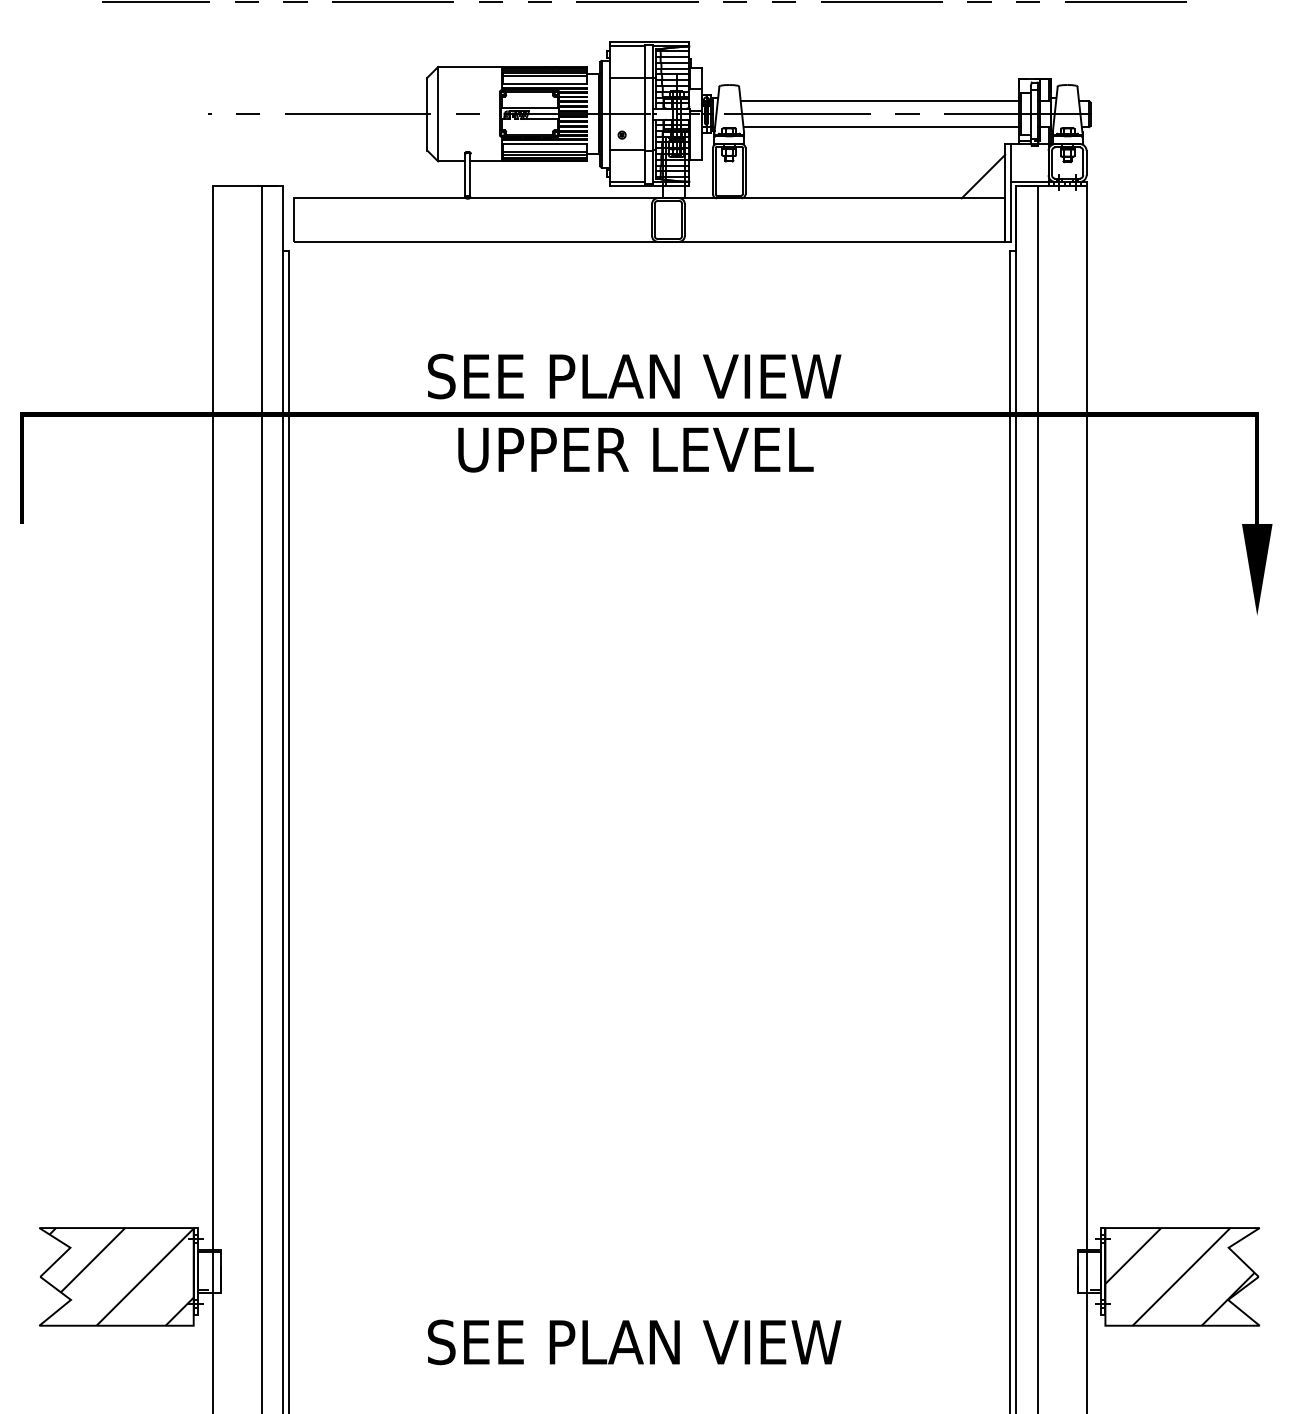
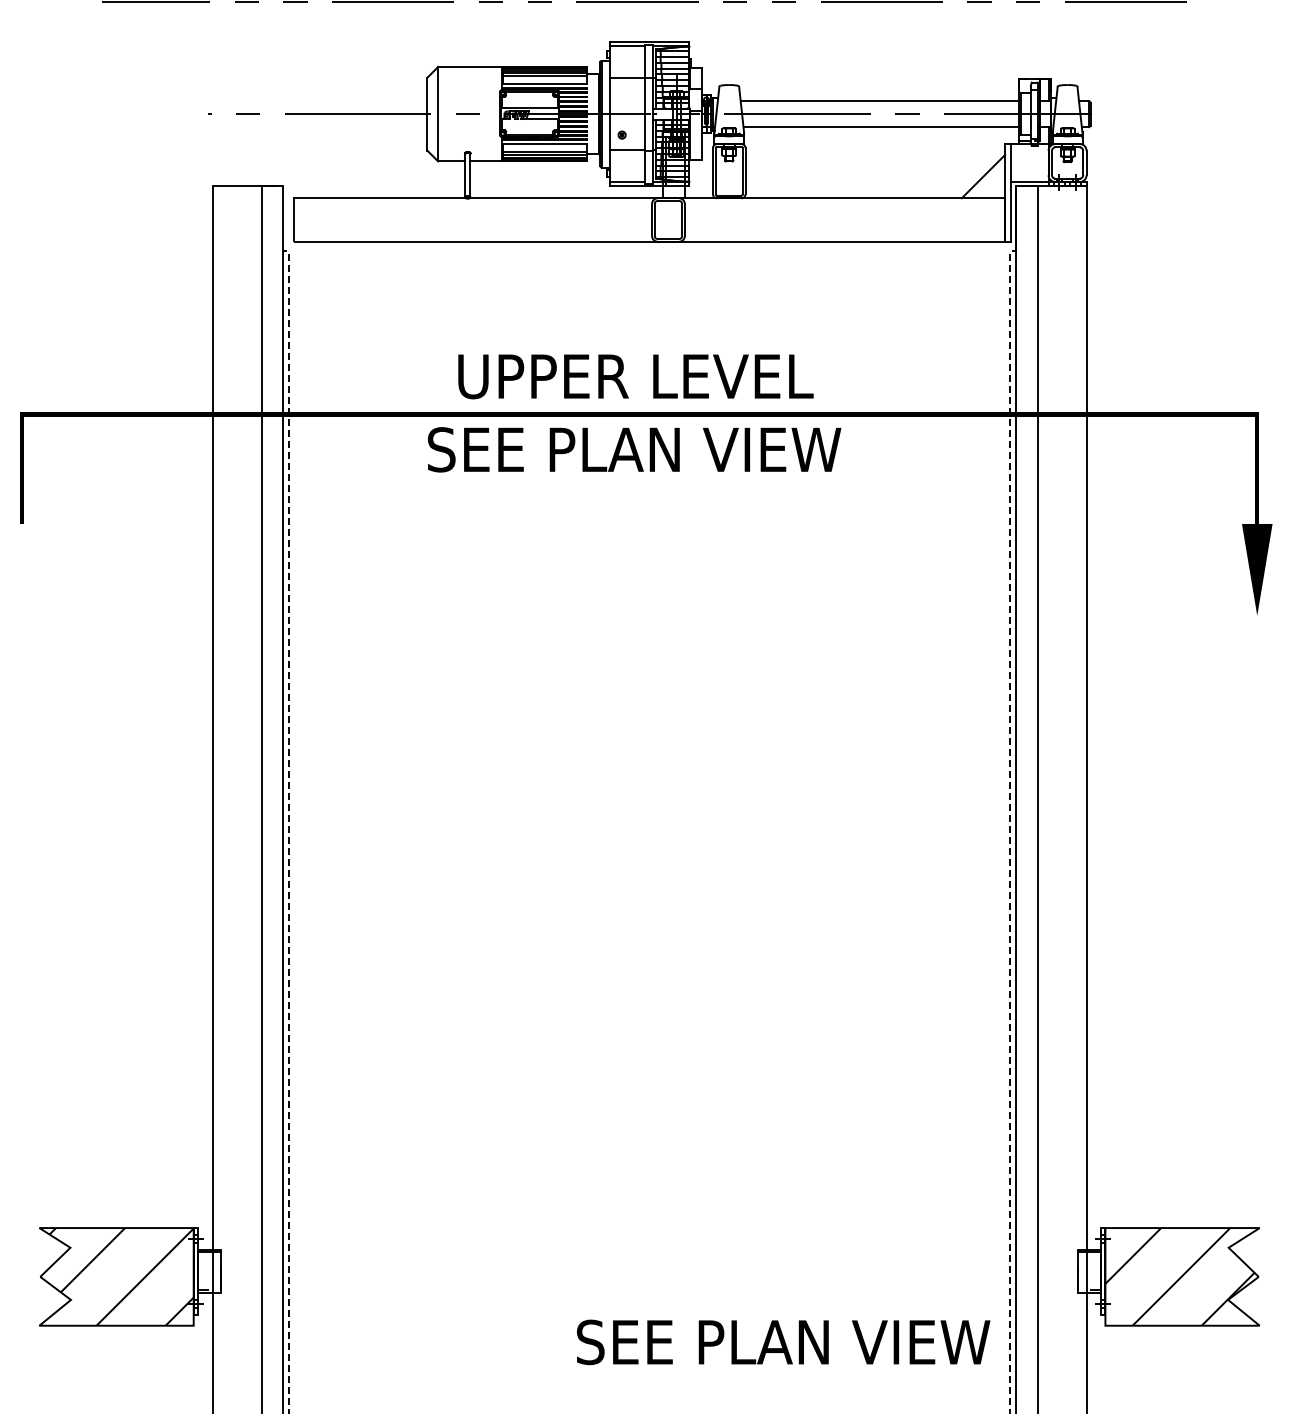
text: SEE PLAN VIEW -> UPPER LEVEL (634, 376)
text: UPPER LEVEL -> SEE PLAN VIEW (634, 449)
line: solid -> dashed (288, 828)
line: solid -> dashed (1010, 828)
text position: (634, 1342) -> (783, 1342) (783, 1342)
